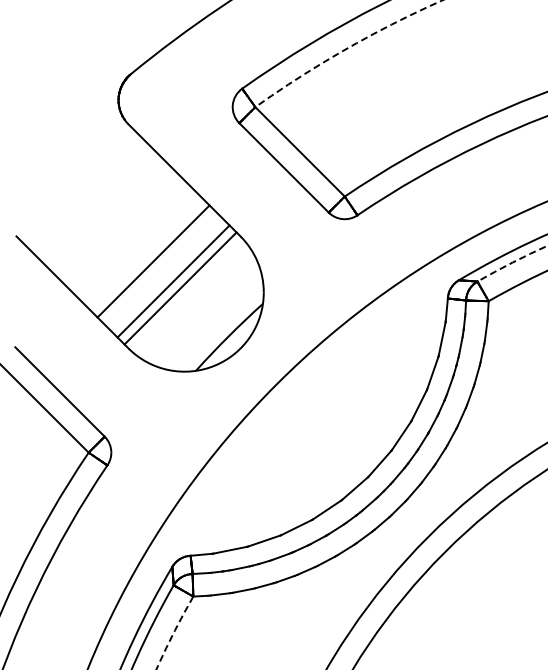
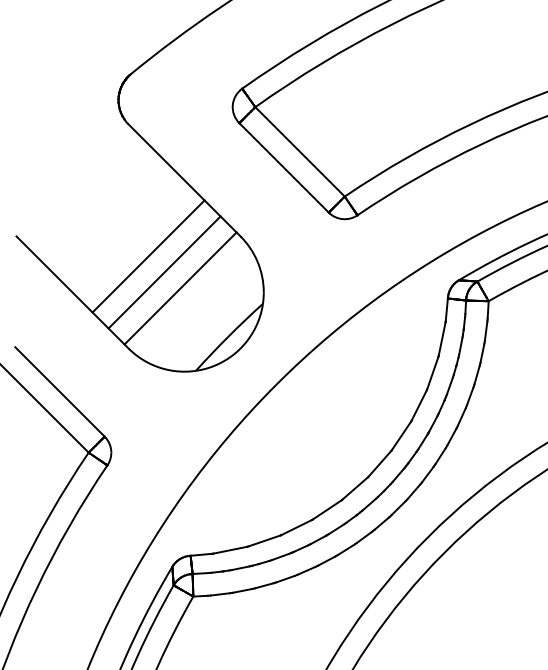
arc: dashed -> solid (346, 49)
line position: (153, 261) -> (148, 256) (148, 256)
arc: dashed -> solid (512, 262)
line position: (173, 281) -> (164, 272) (164, 272)
arc: dashed -> solid (174, 632)
